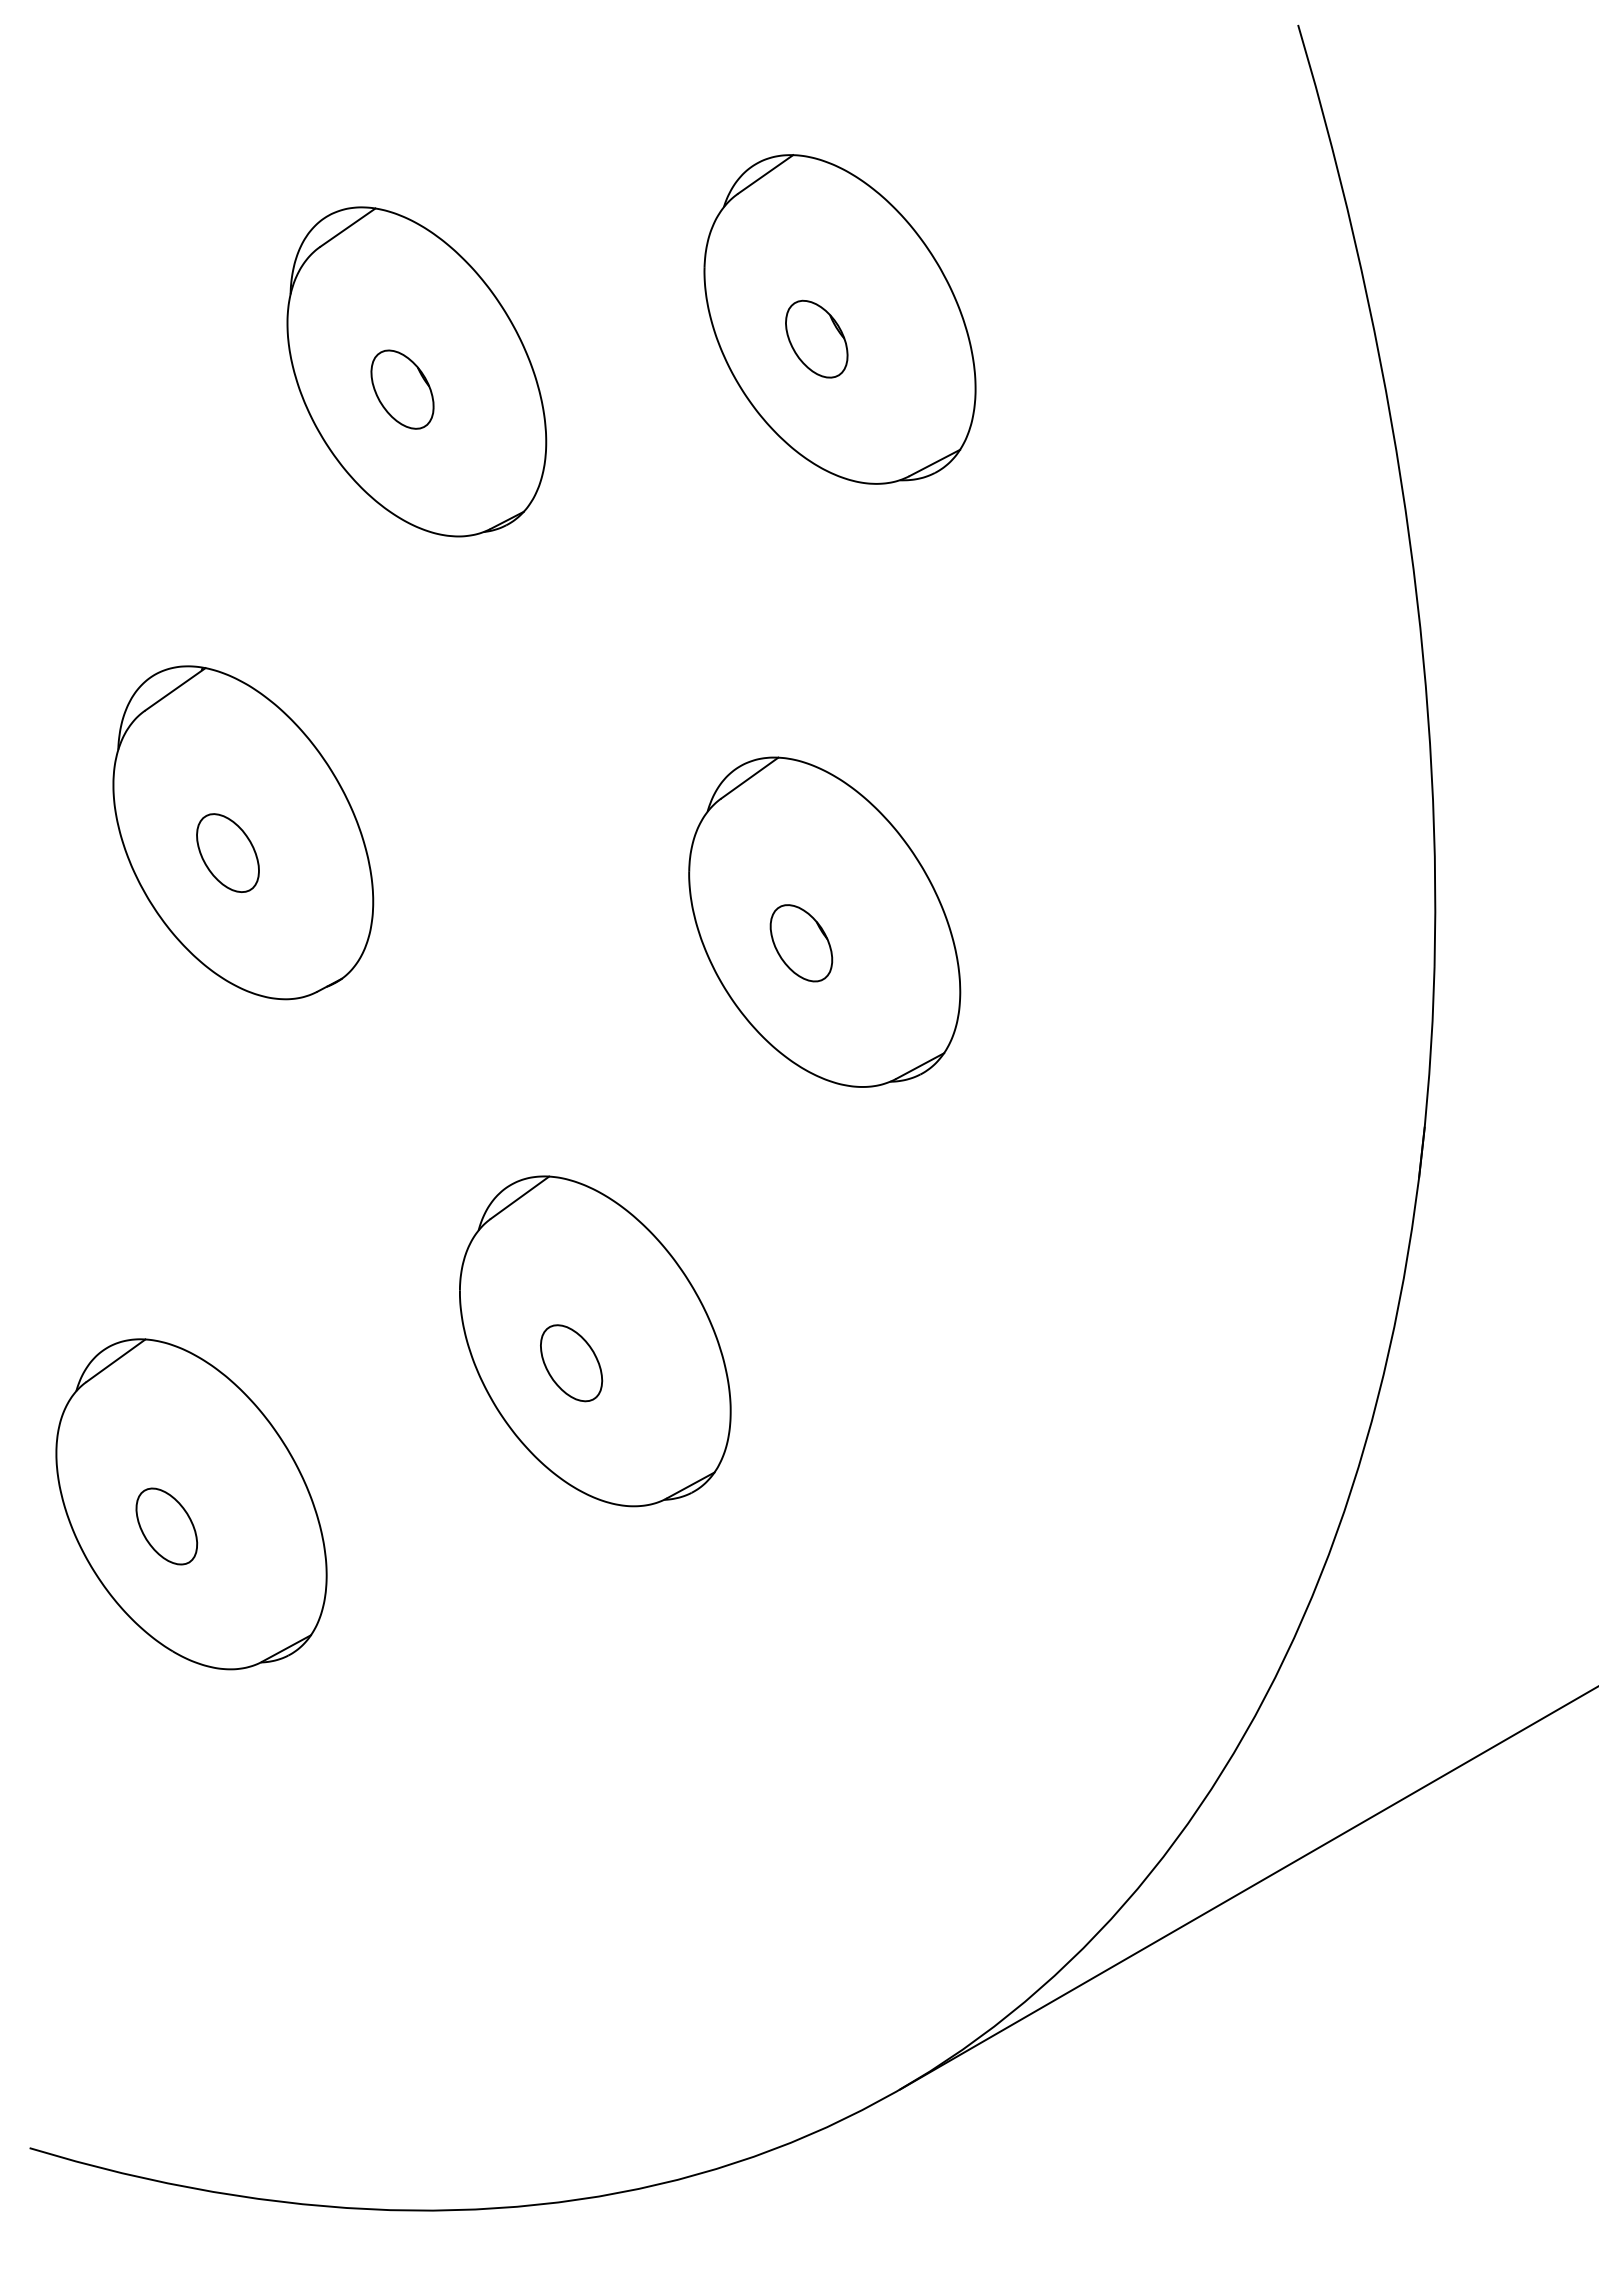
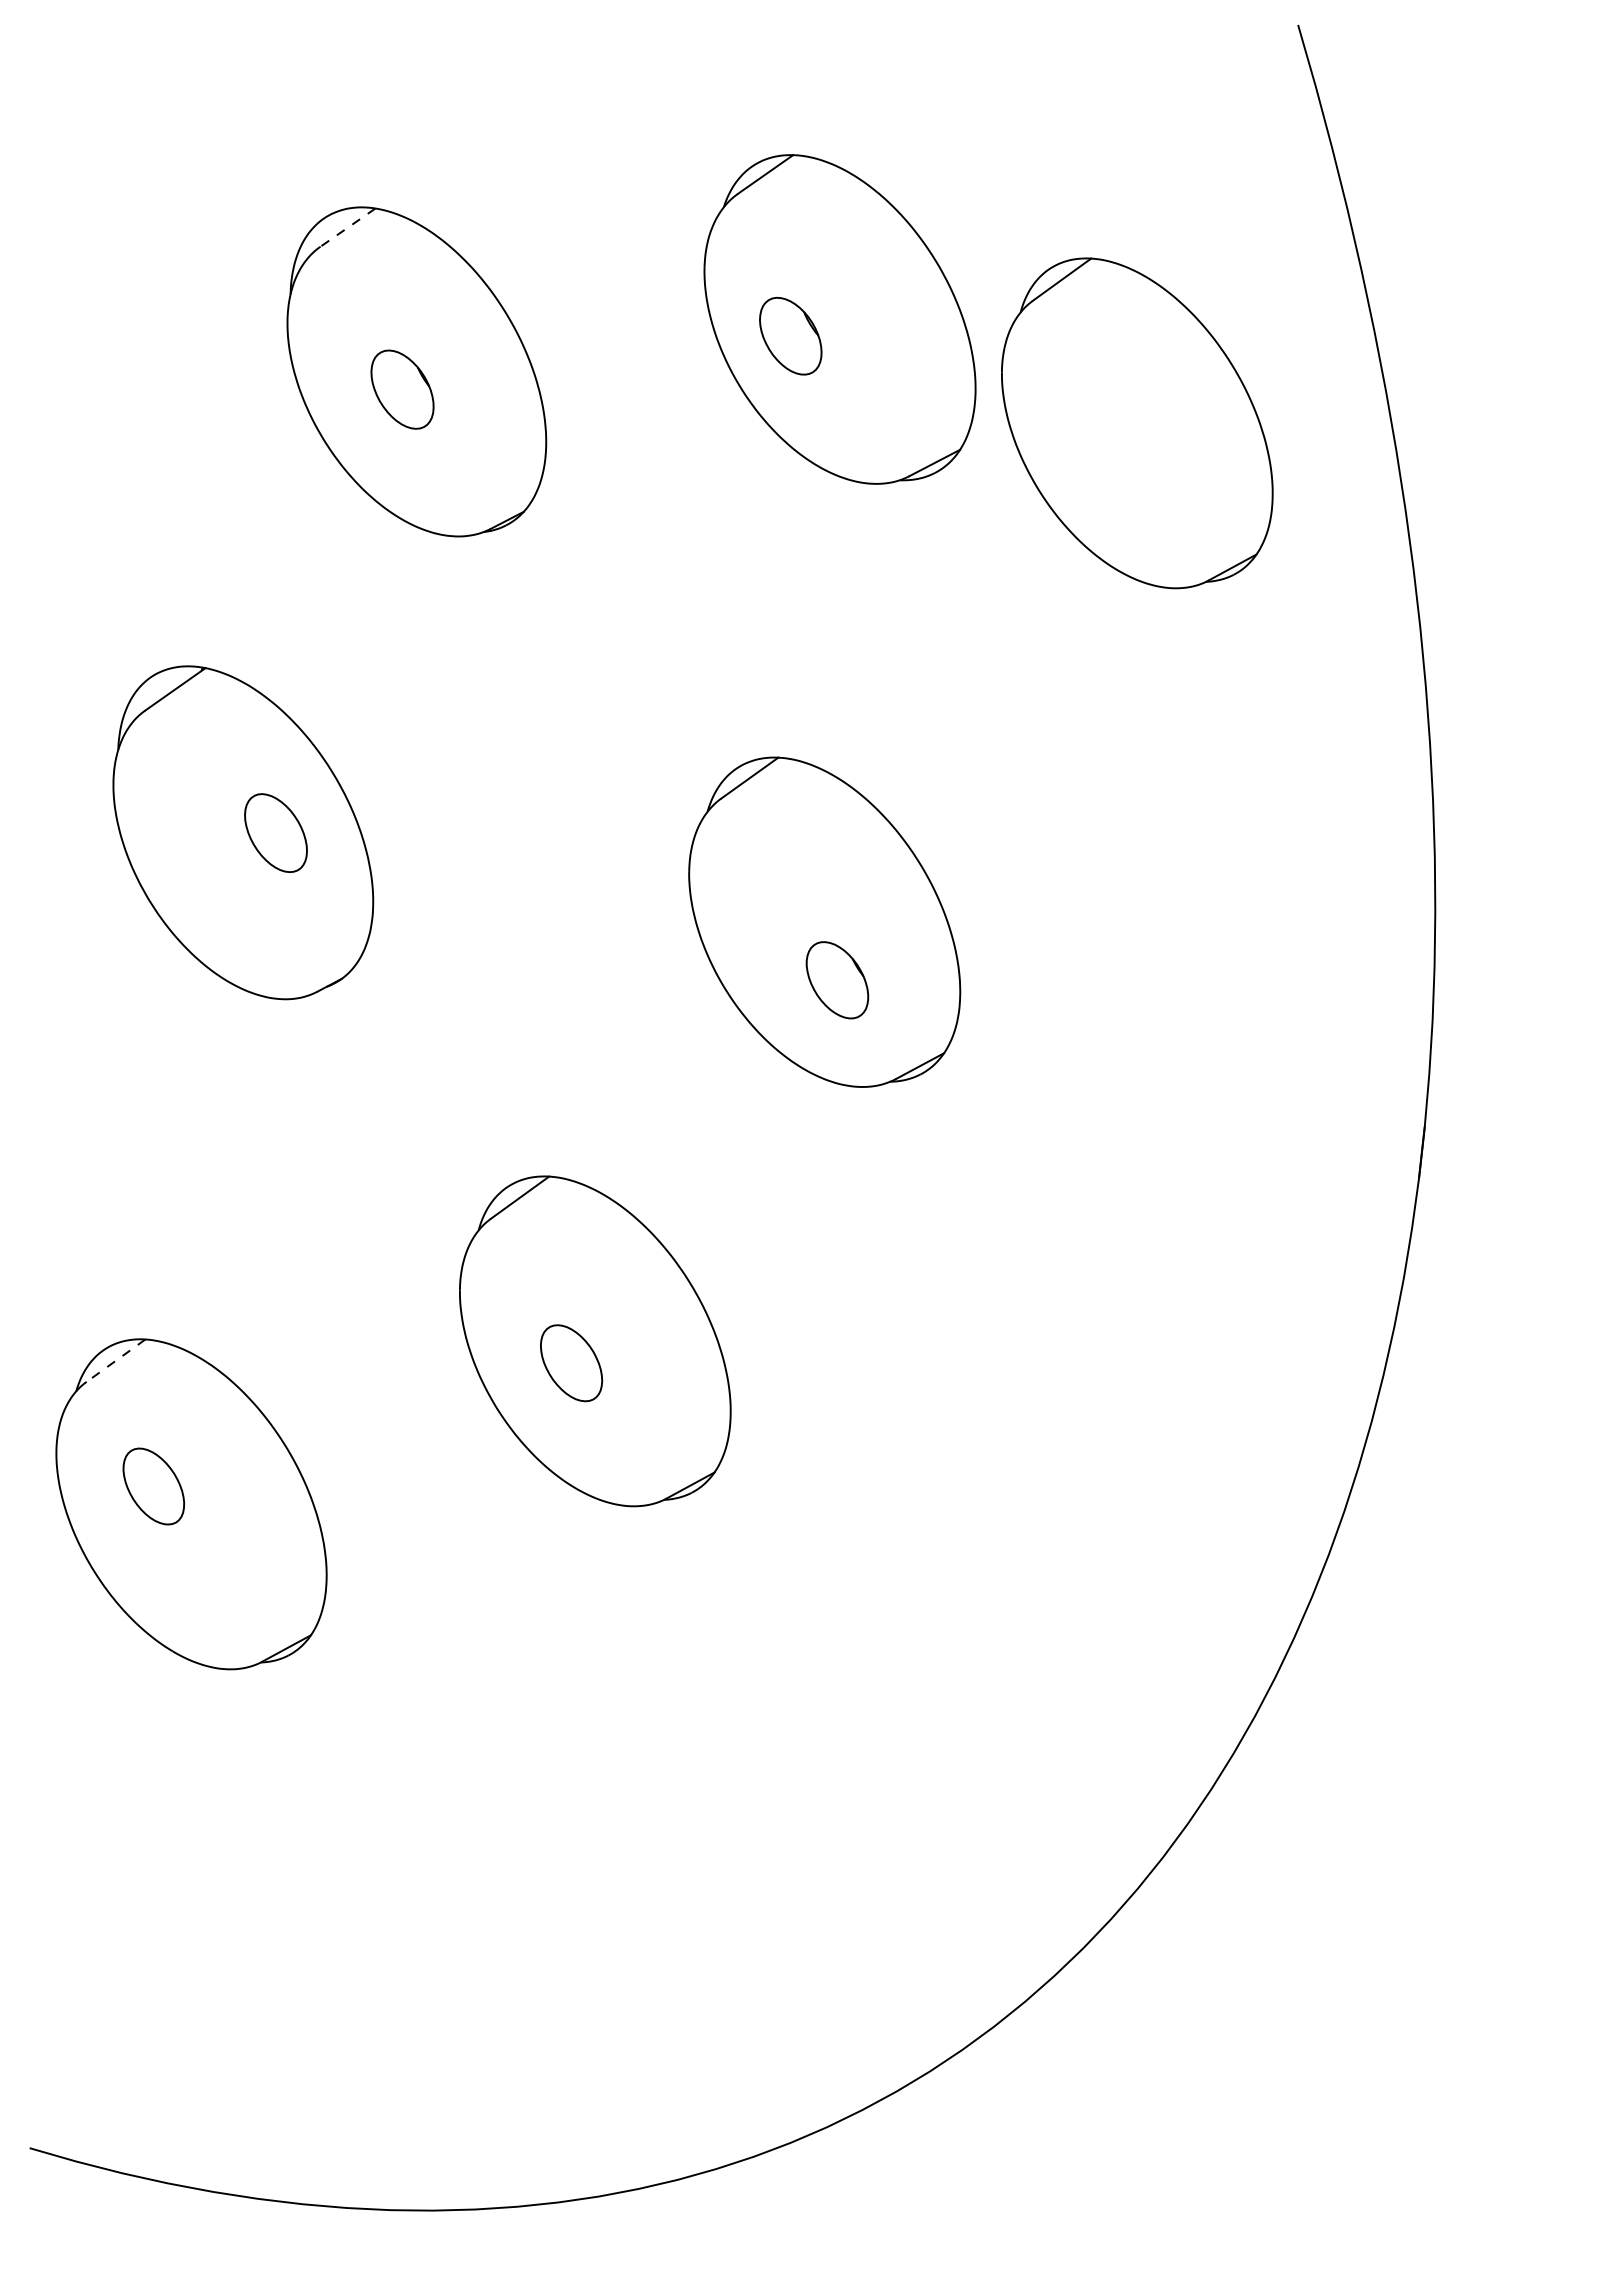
line: solid -> dashed (347, 227)
part position: (816, 338) -> (790, 335) (790, 335)
part: none -> present (1137, 423)
part position: (227, 852) -> (275, 832) (275, 832)
part position: (801, 943) -> (837, 980) (837, 980)
line: solid -> dashed (115, 1360)
part position: (166, 1526) -> (153, 1486) (153, 1486)
line: present -> none (1247, 1888)
